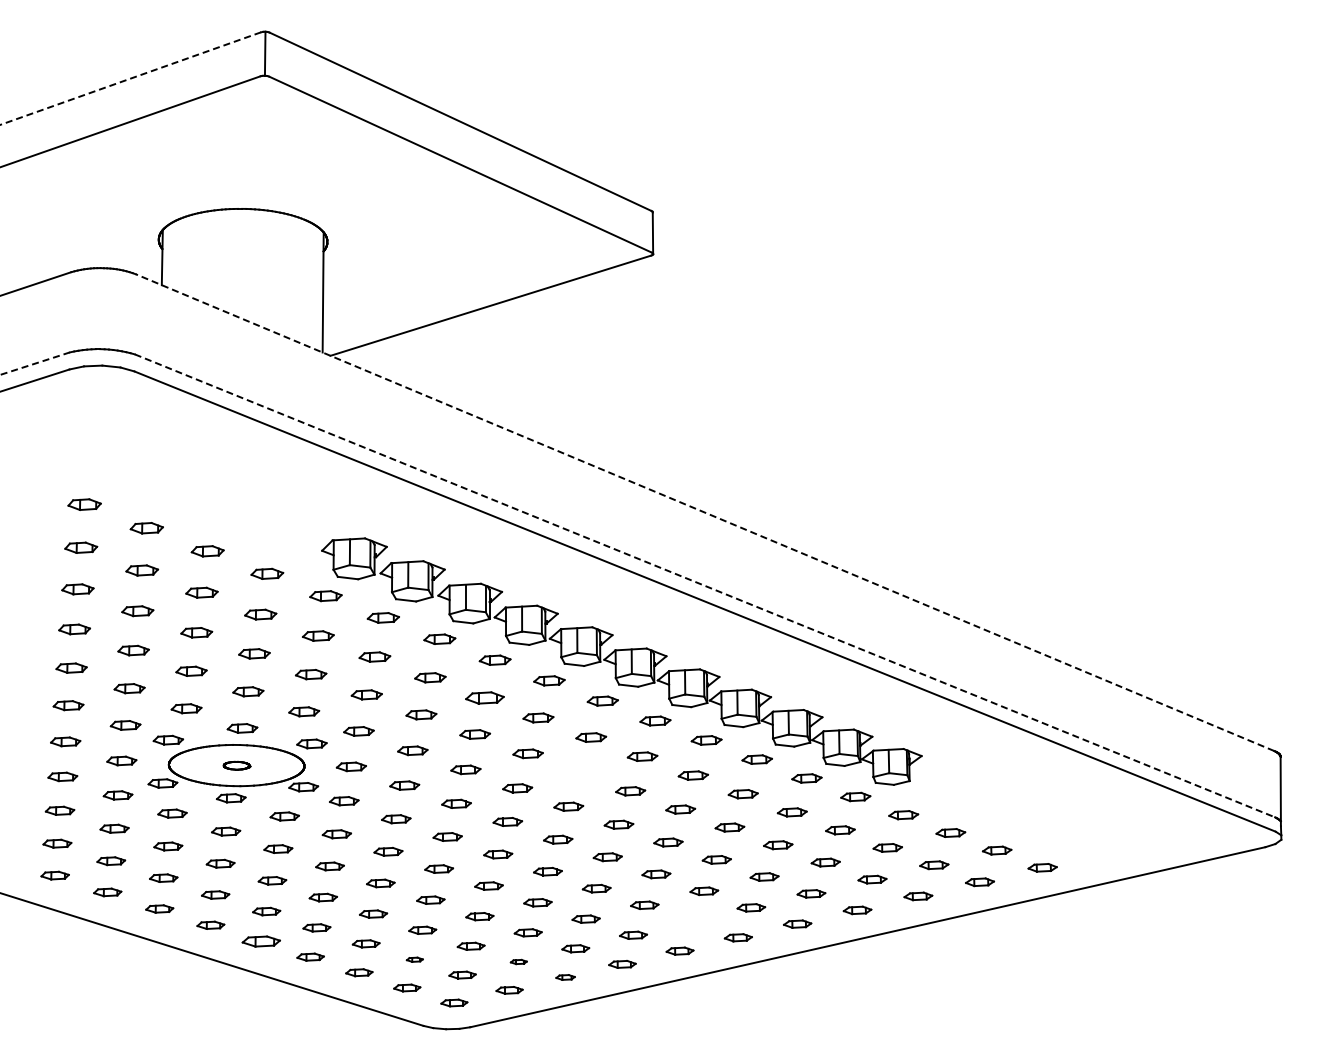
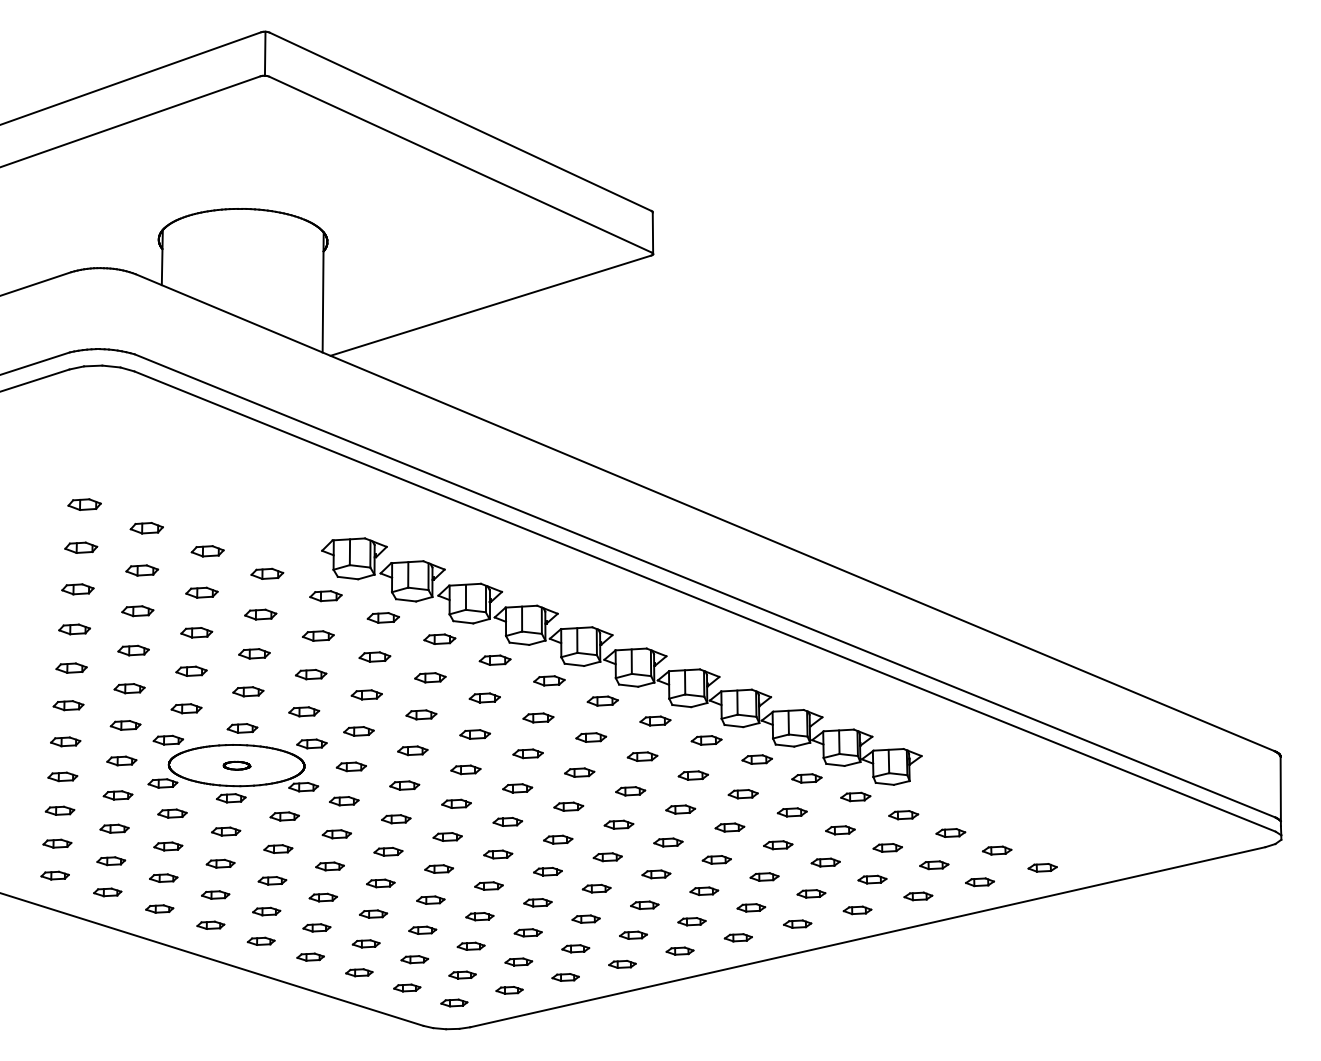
line: dashed -> solid (130, 78)
line: dashed -> solid (35, 363)
line: dashed -> solid (704, 512)
line: dashed -> solid (705, 586)
part size: 40x14 px -> 33x12 px (484, 697)
part: none -> present (579, 772)
part: none -> present (691, 921)
part size: 40x13 px -> 30x10 px (260, 940)
part size: 19x7 px -> 30x10 px (414, 959)
part size: 19x8 px -> 30x10 px (518, 961)
part size: 21x7 px -> 29x9 px (565, 977)
